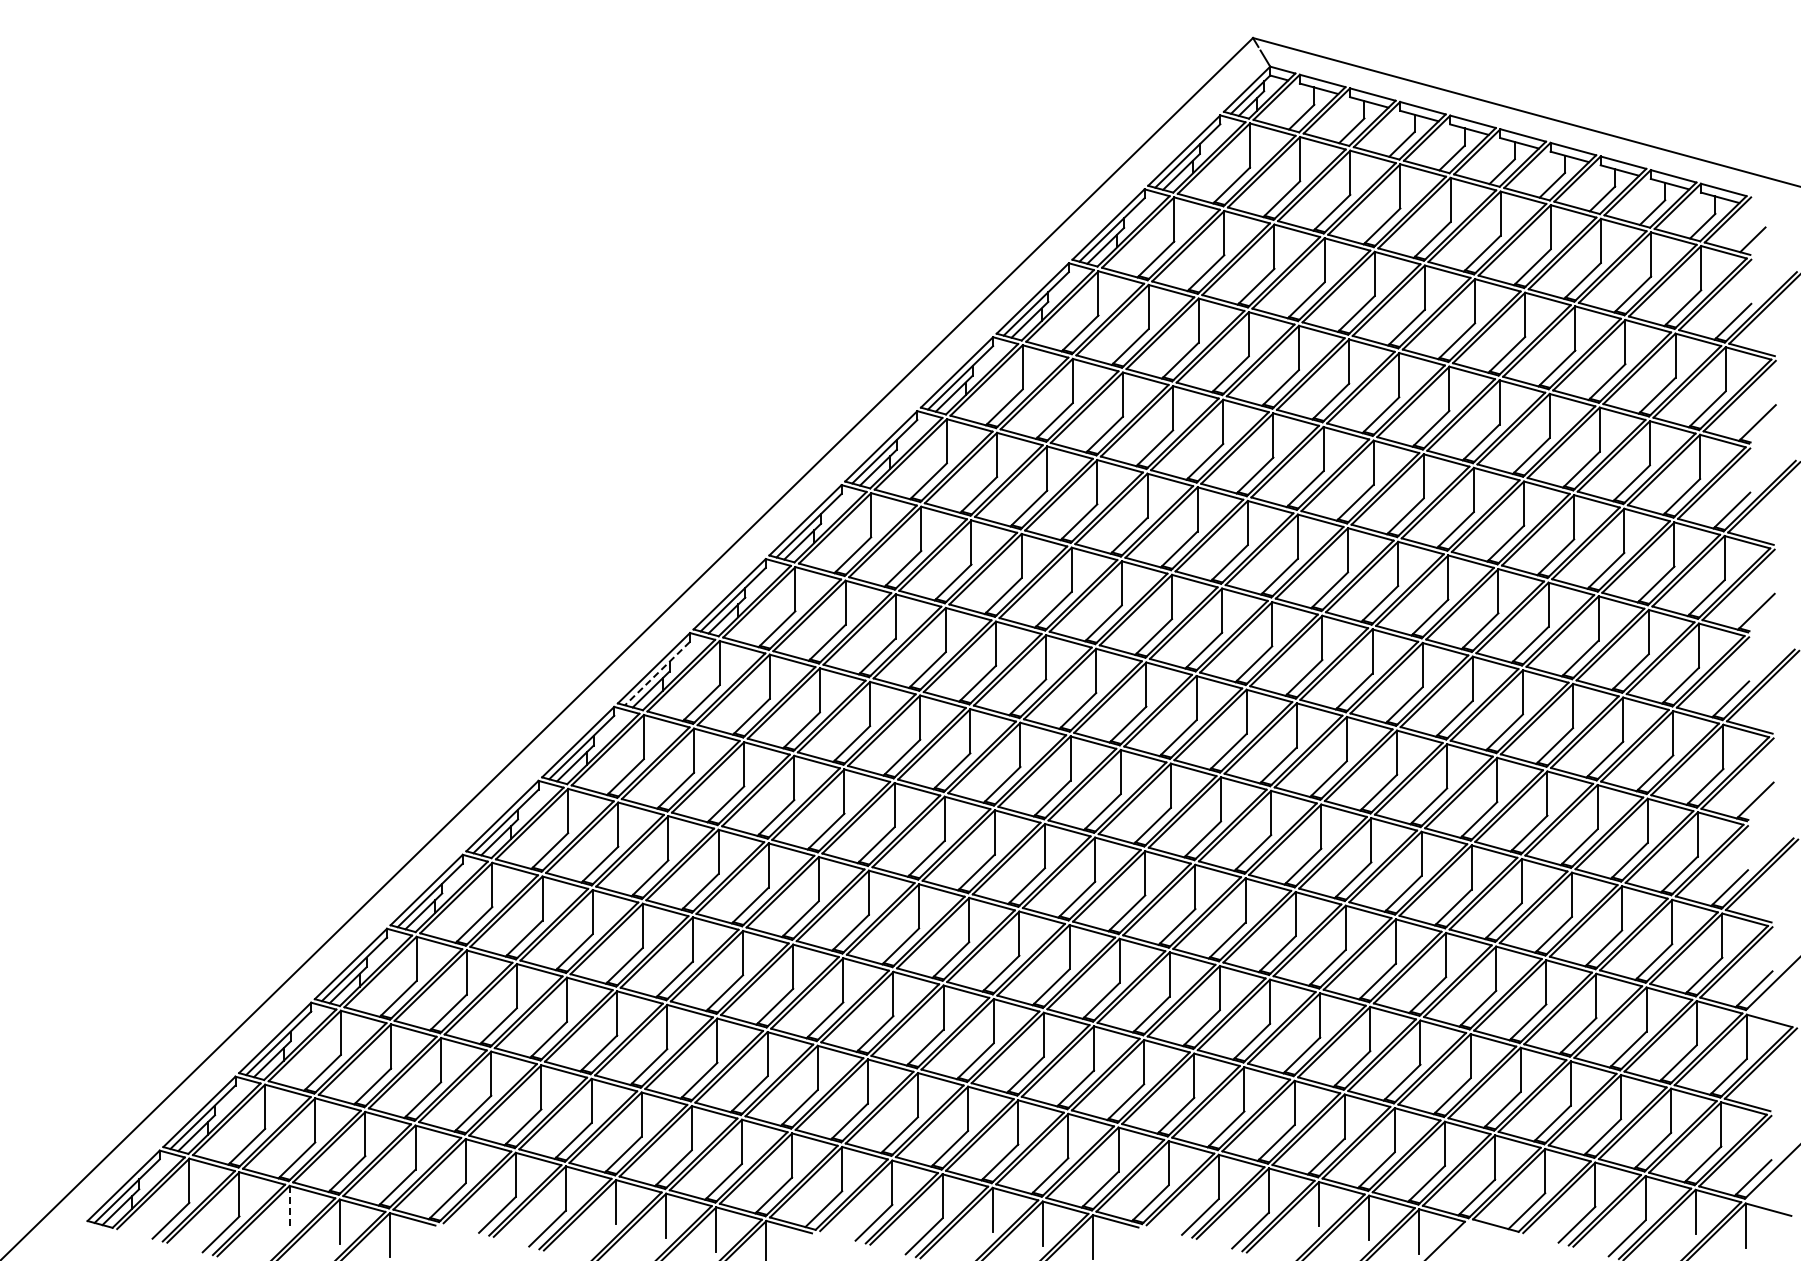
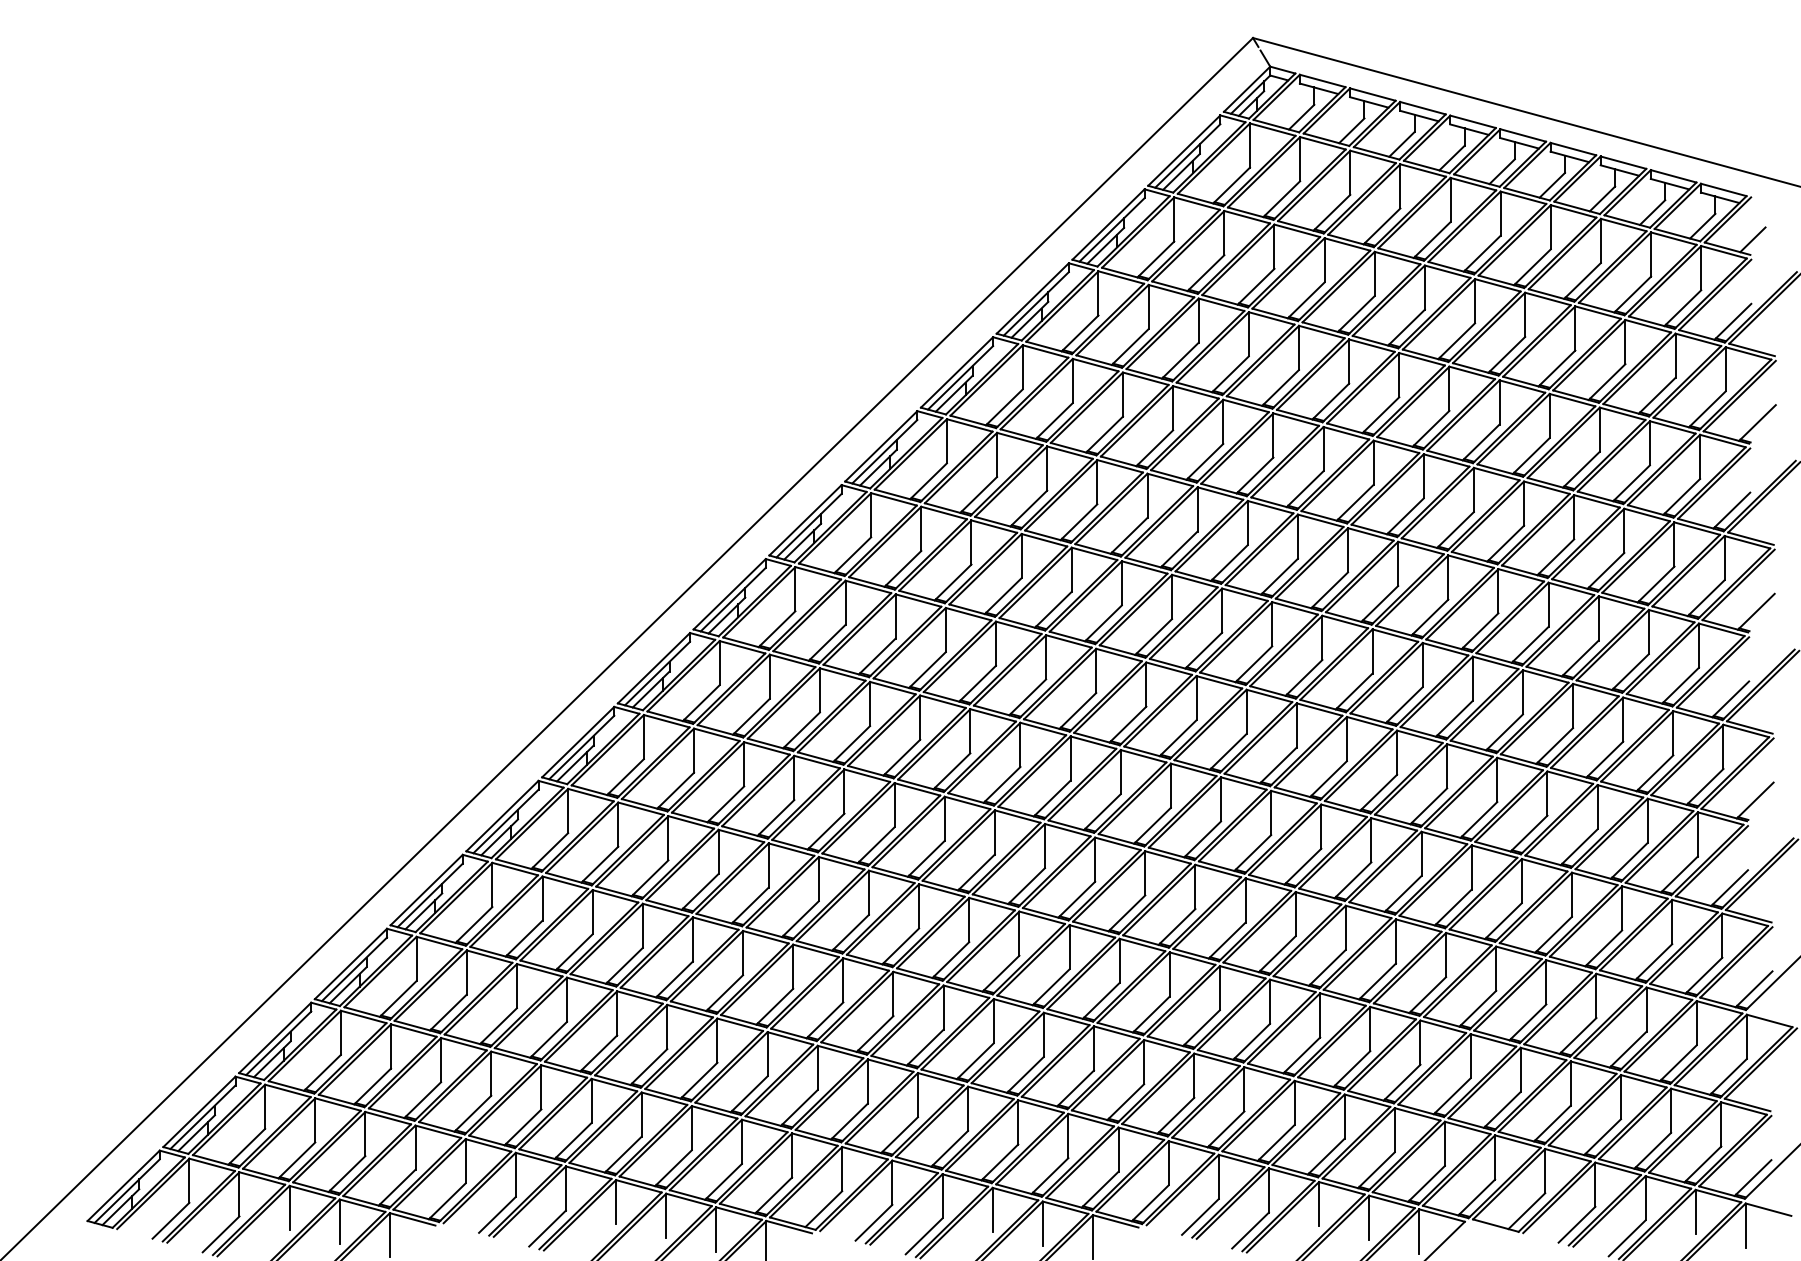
line: dashed -> solid (657, 673)
line: dashed -> solid (289, 1208)
